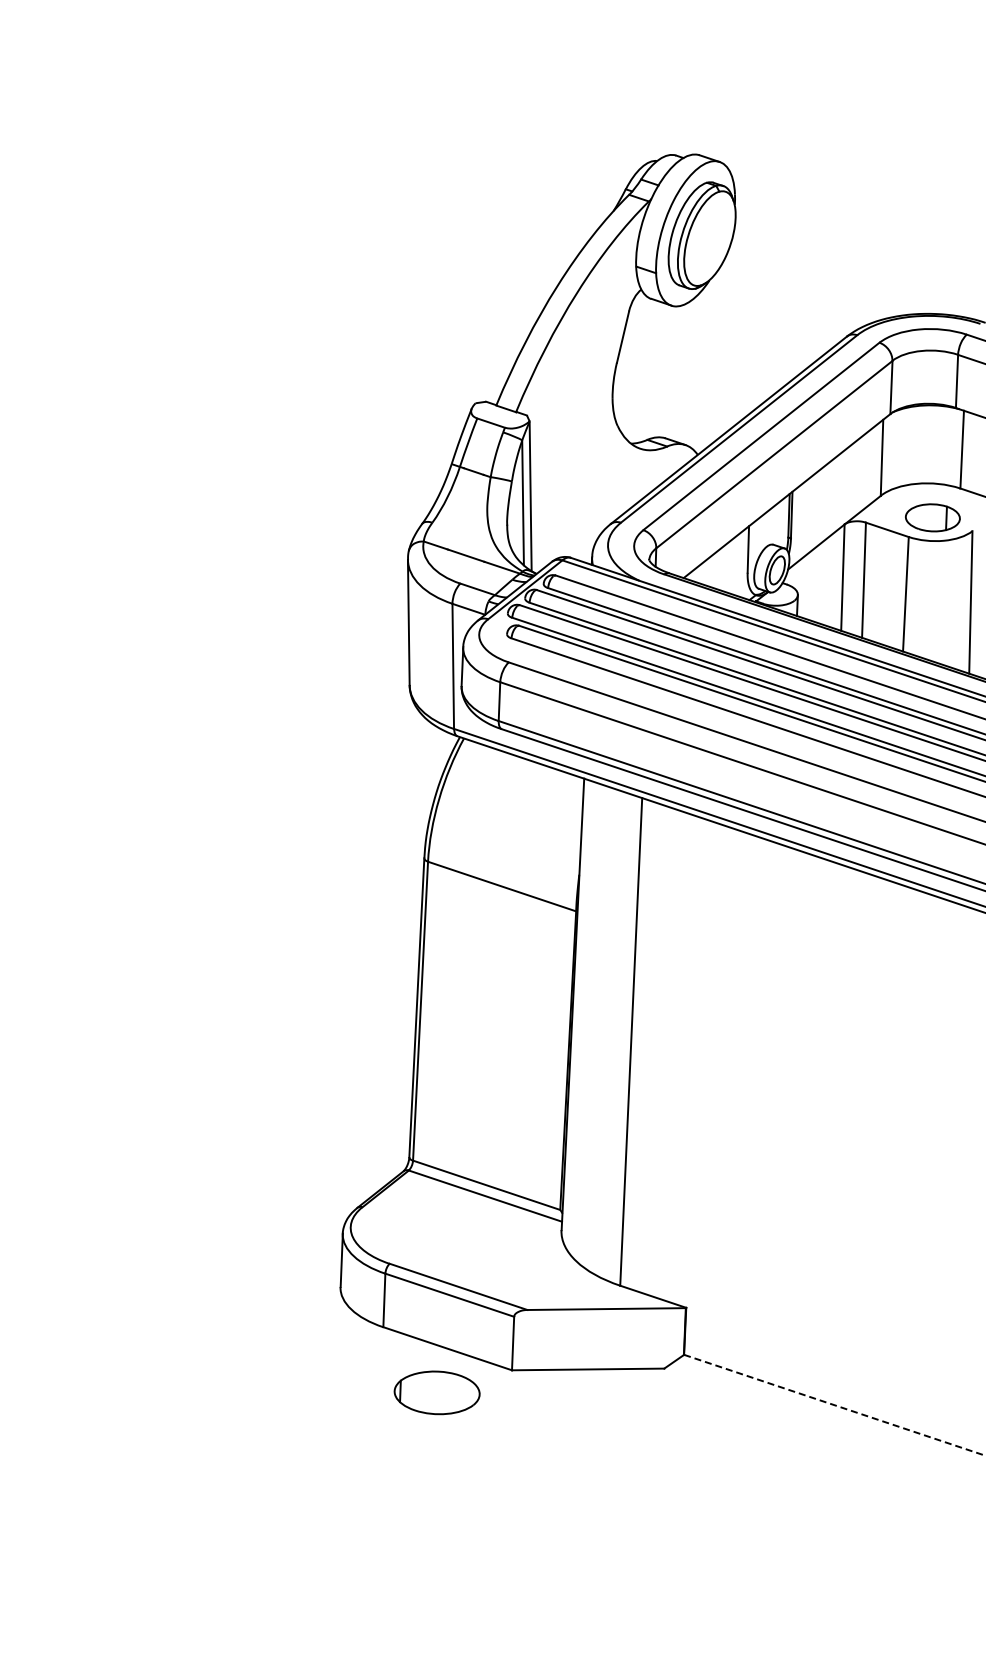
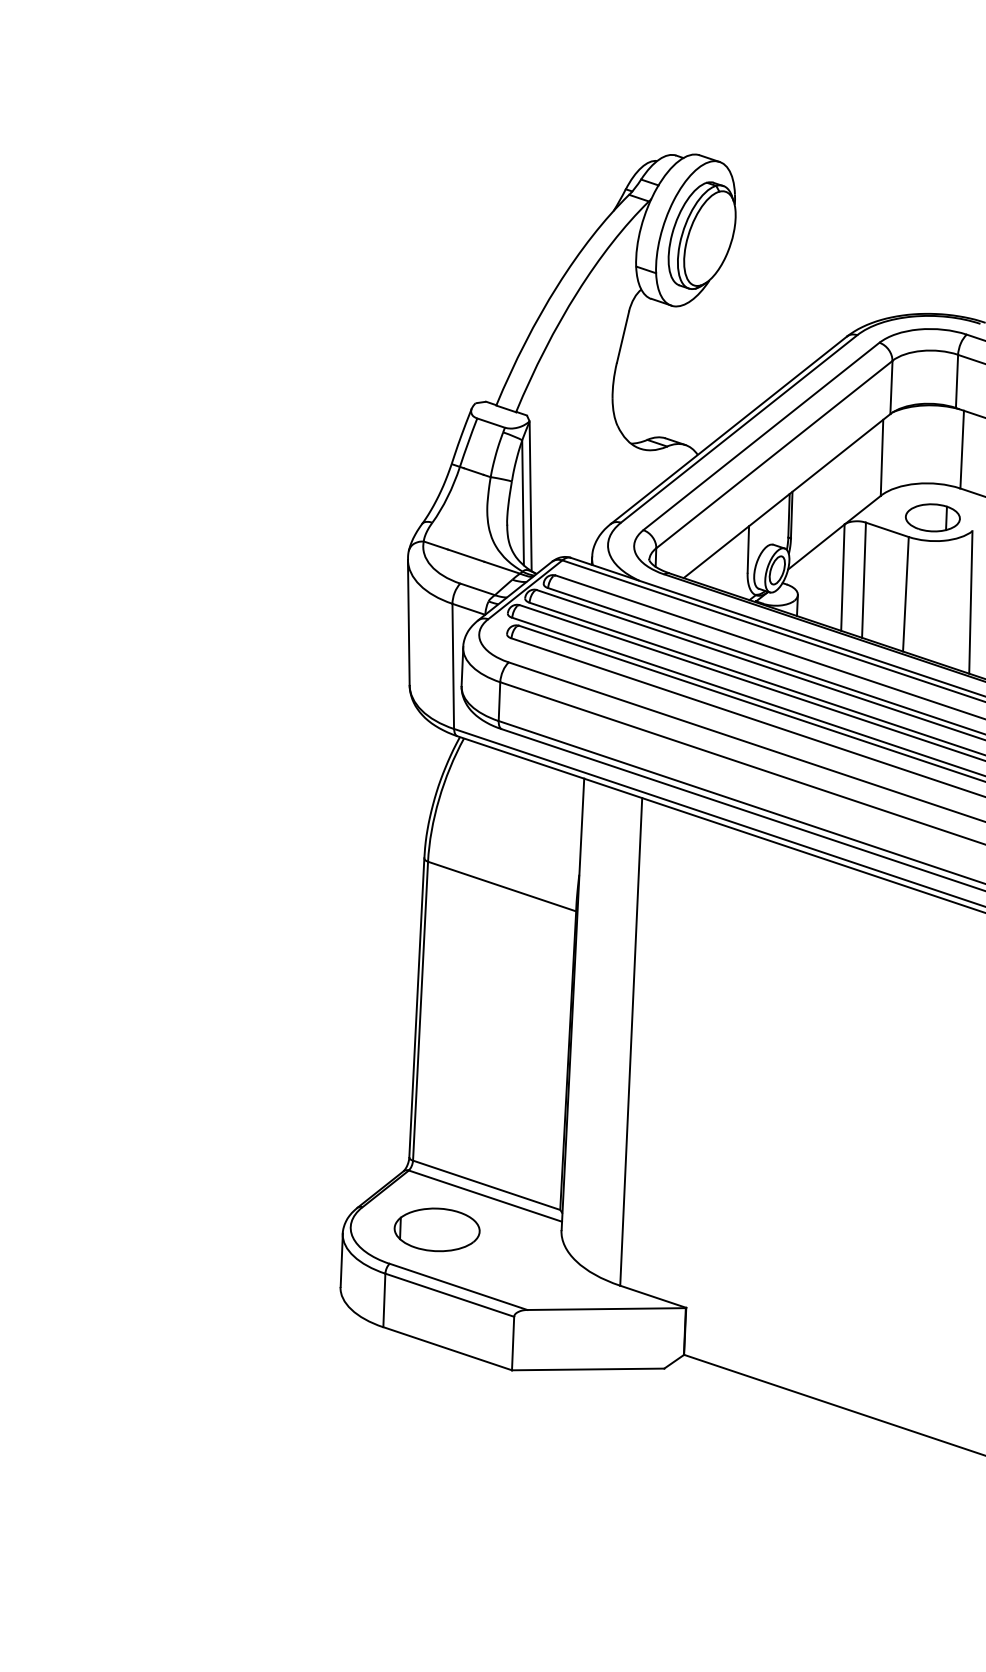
part position: (436, 1392) -> (436, 1229) (436, 1229)
line: dashed -> solid (834, 1405)
